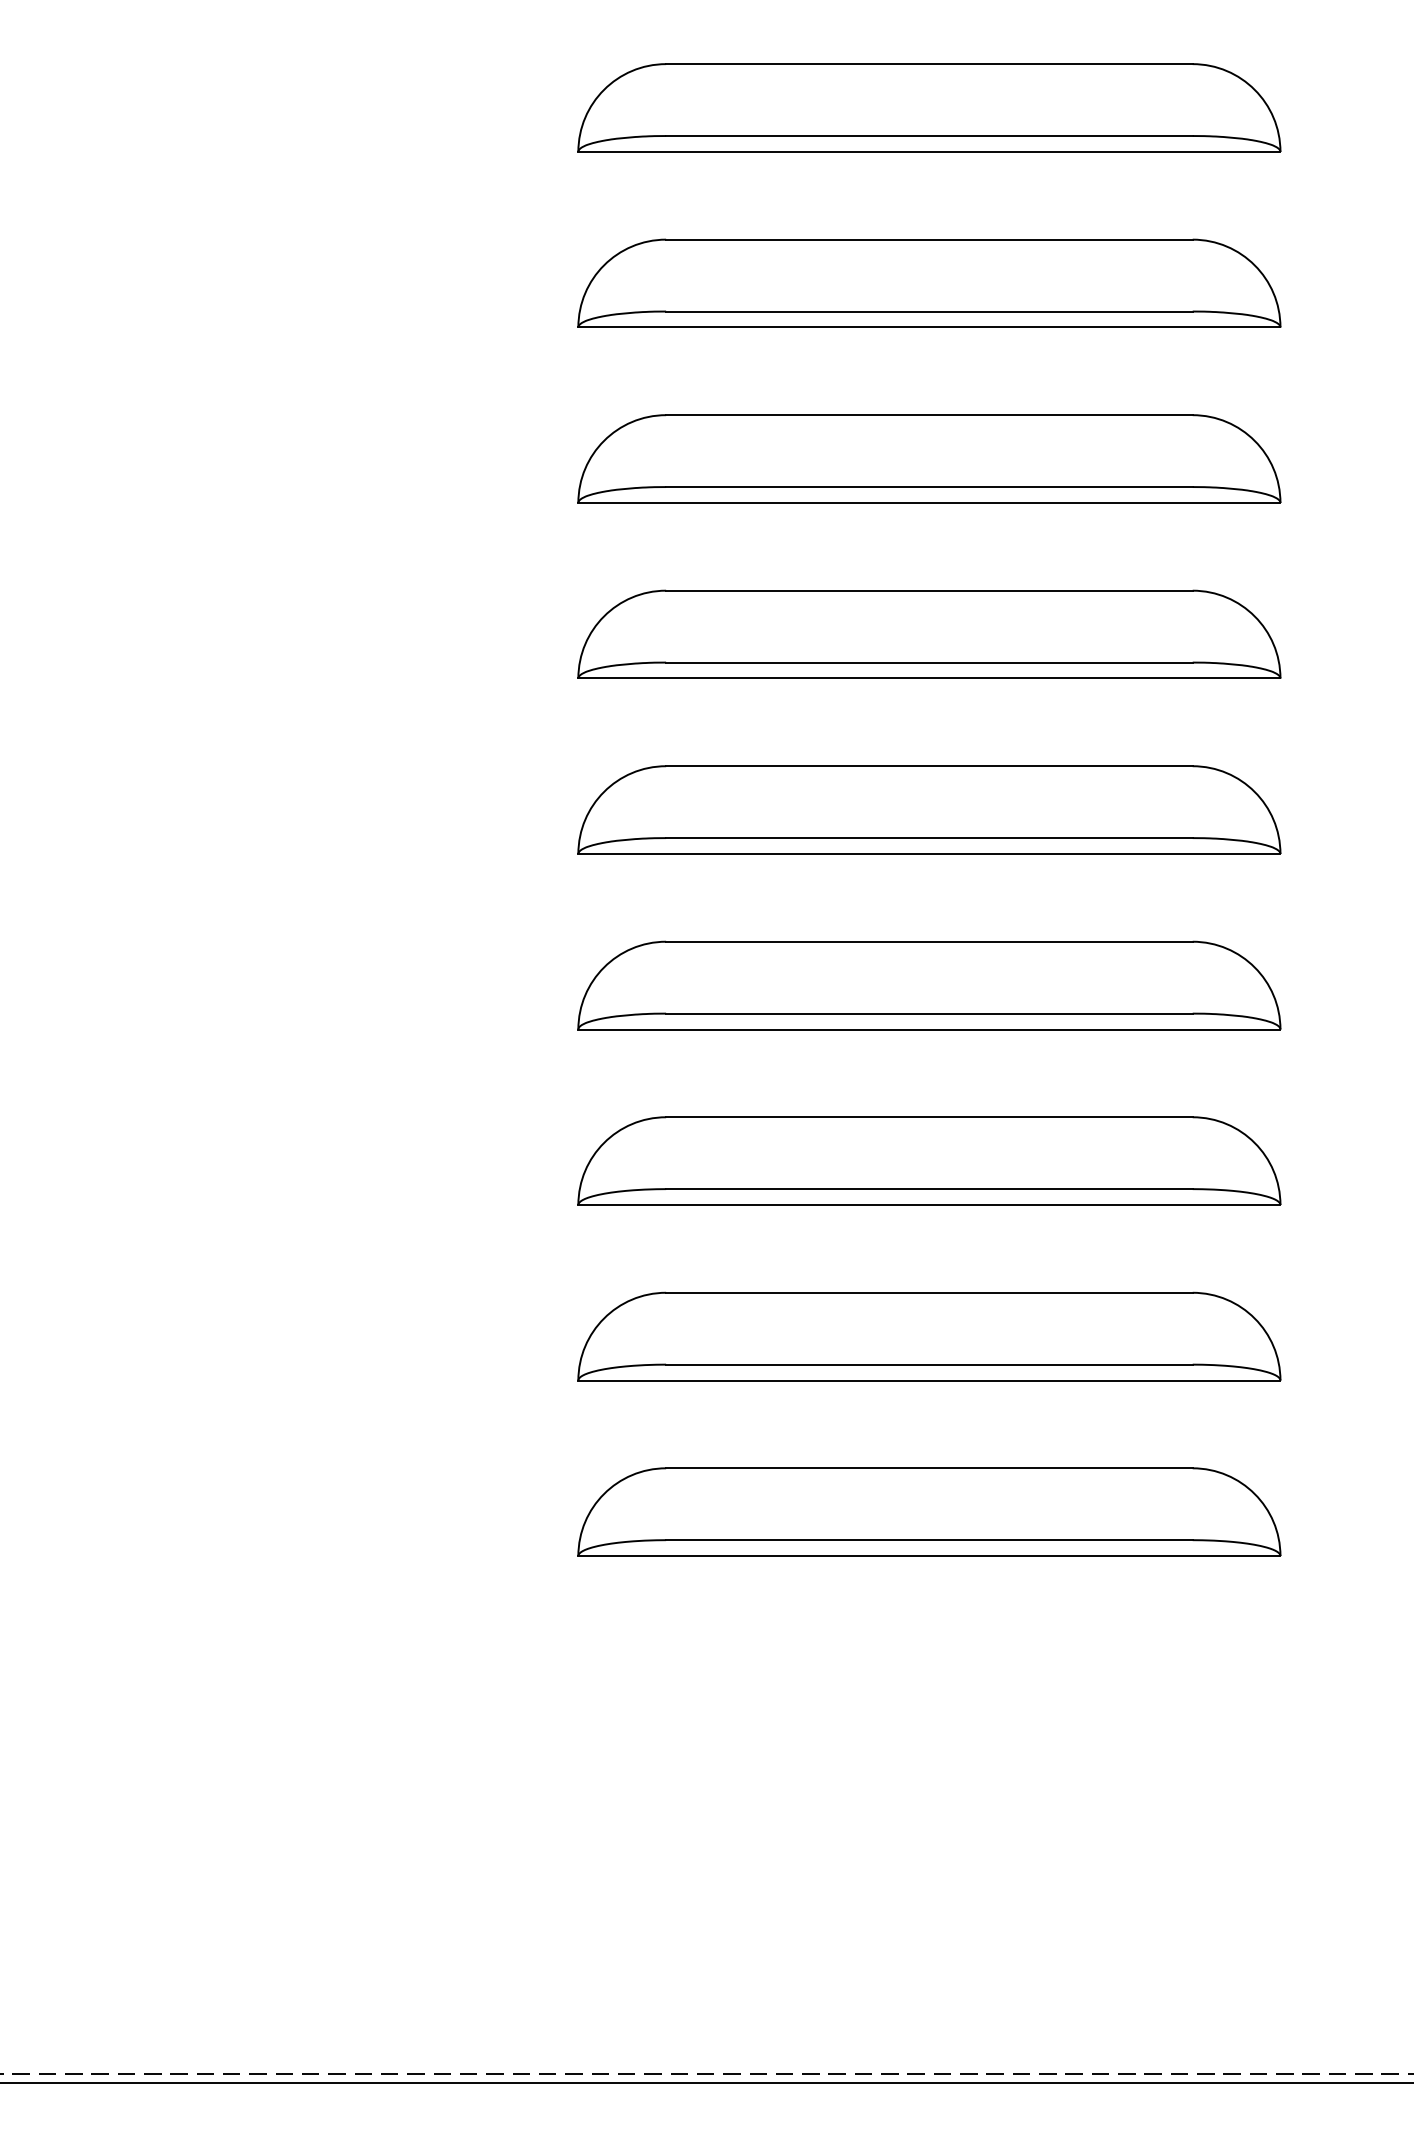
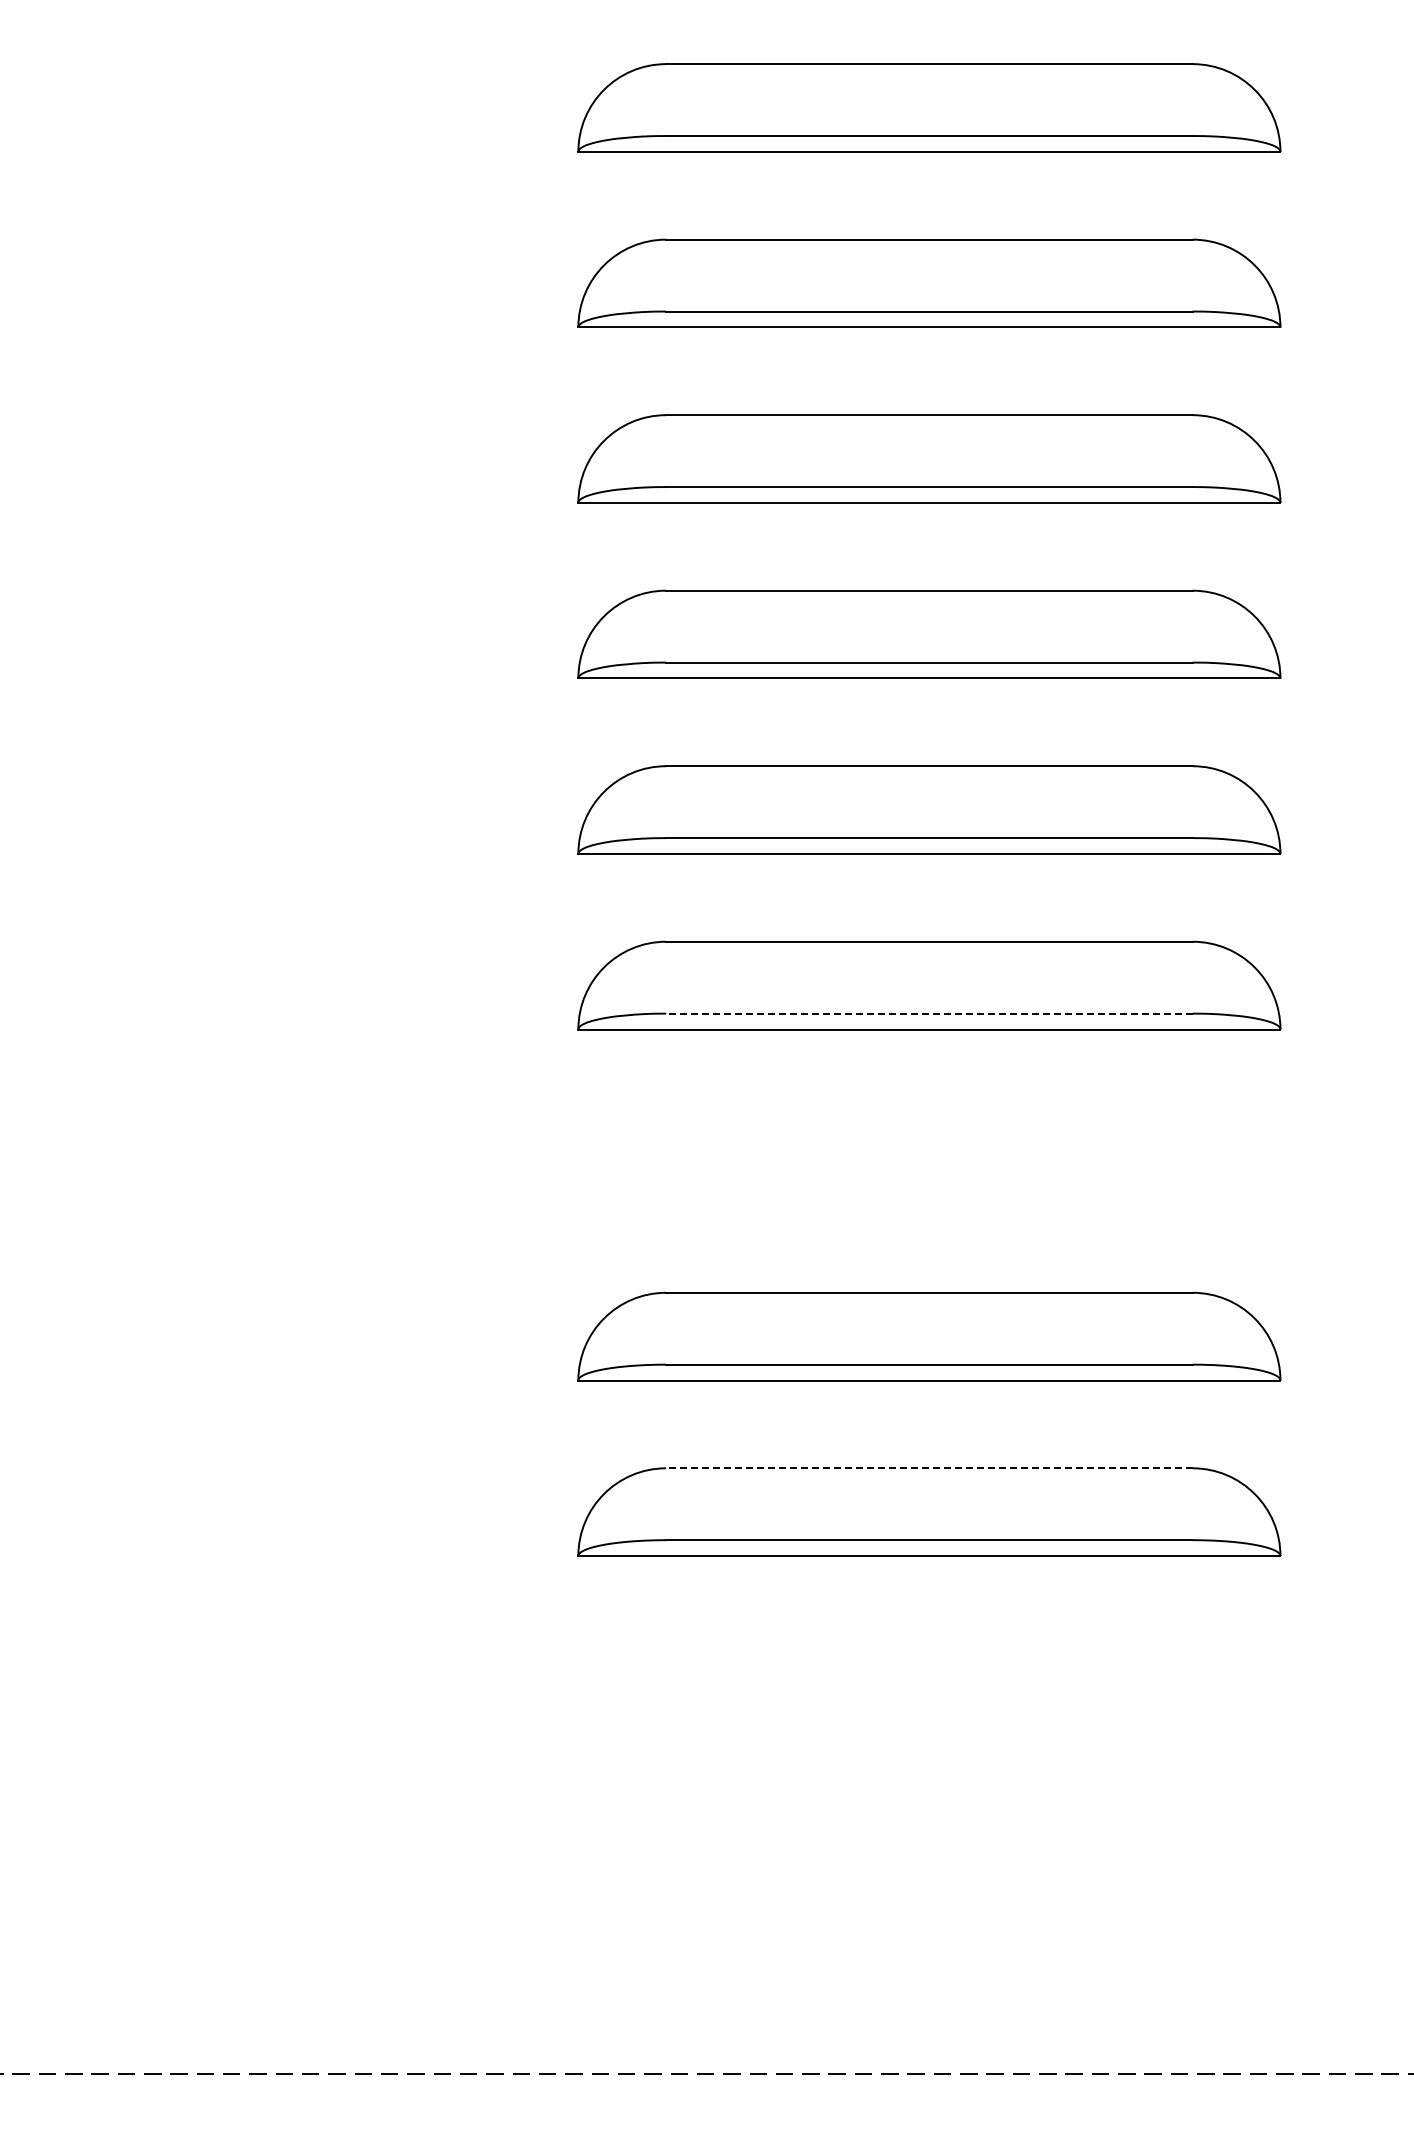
line: solid -> dashed (928, 1013)
part: present -> none (929, 1160)
line: solid -> dashed (928, 1468)
line: present -> none (706, 2082)
